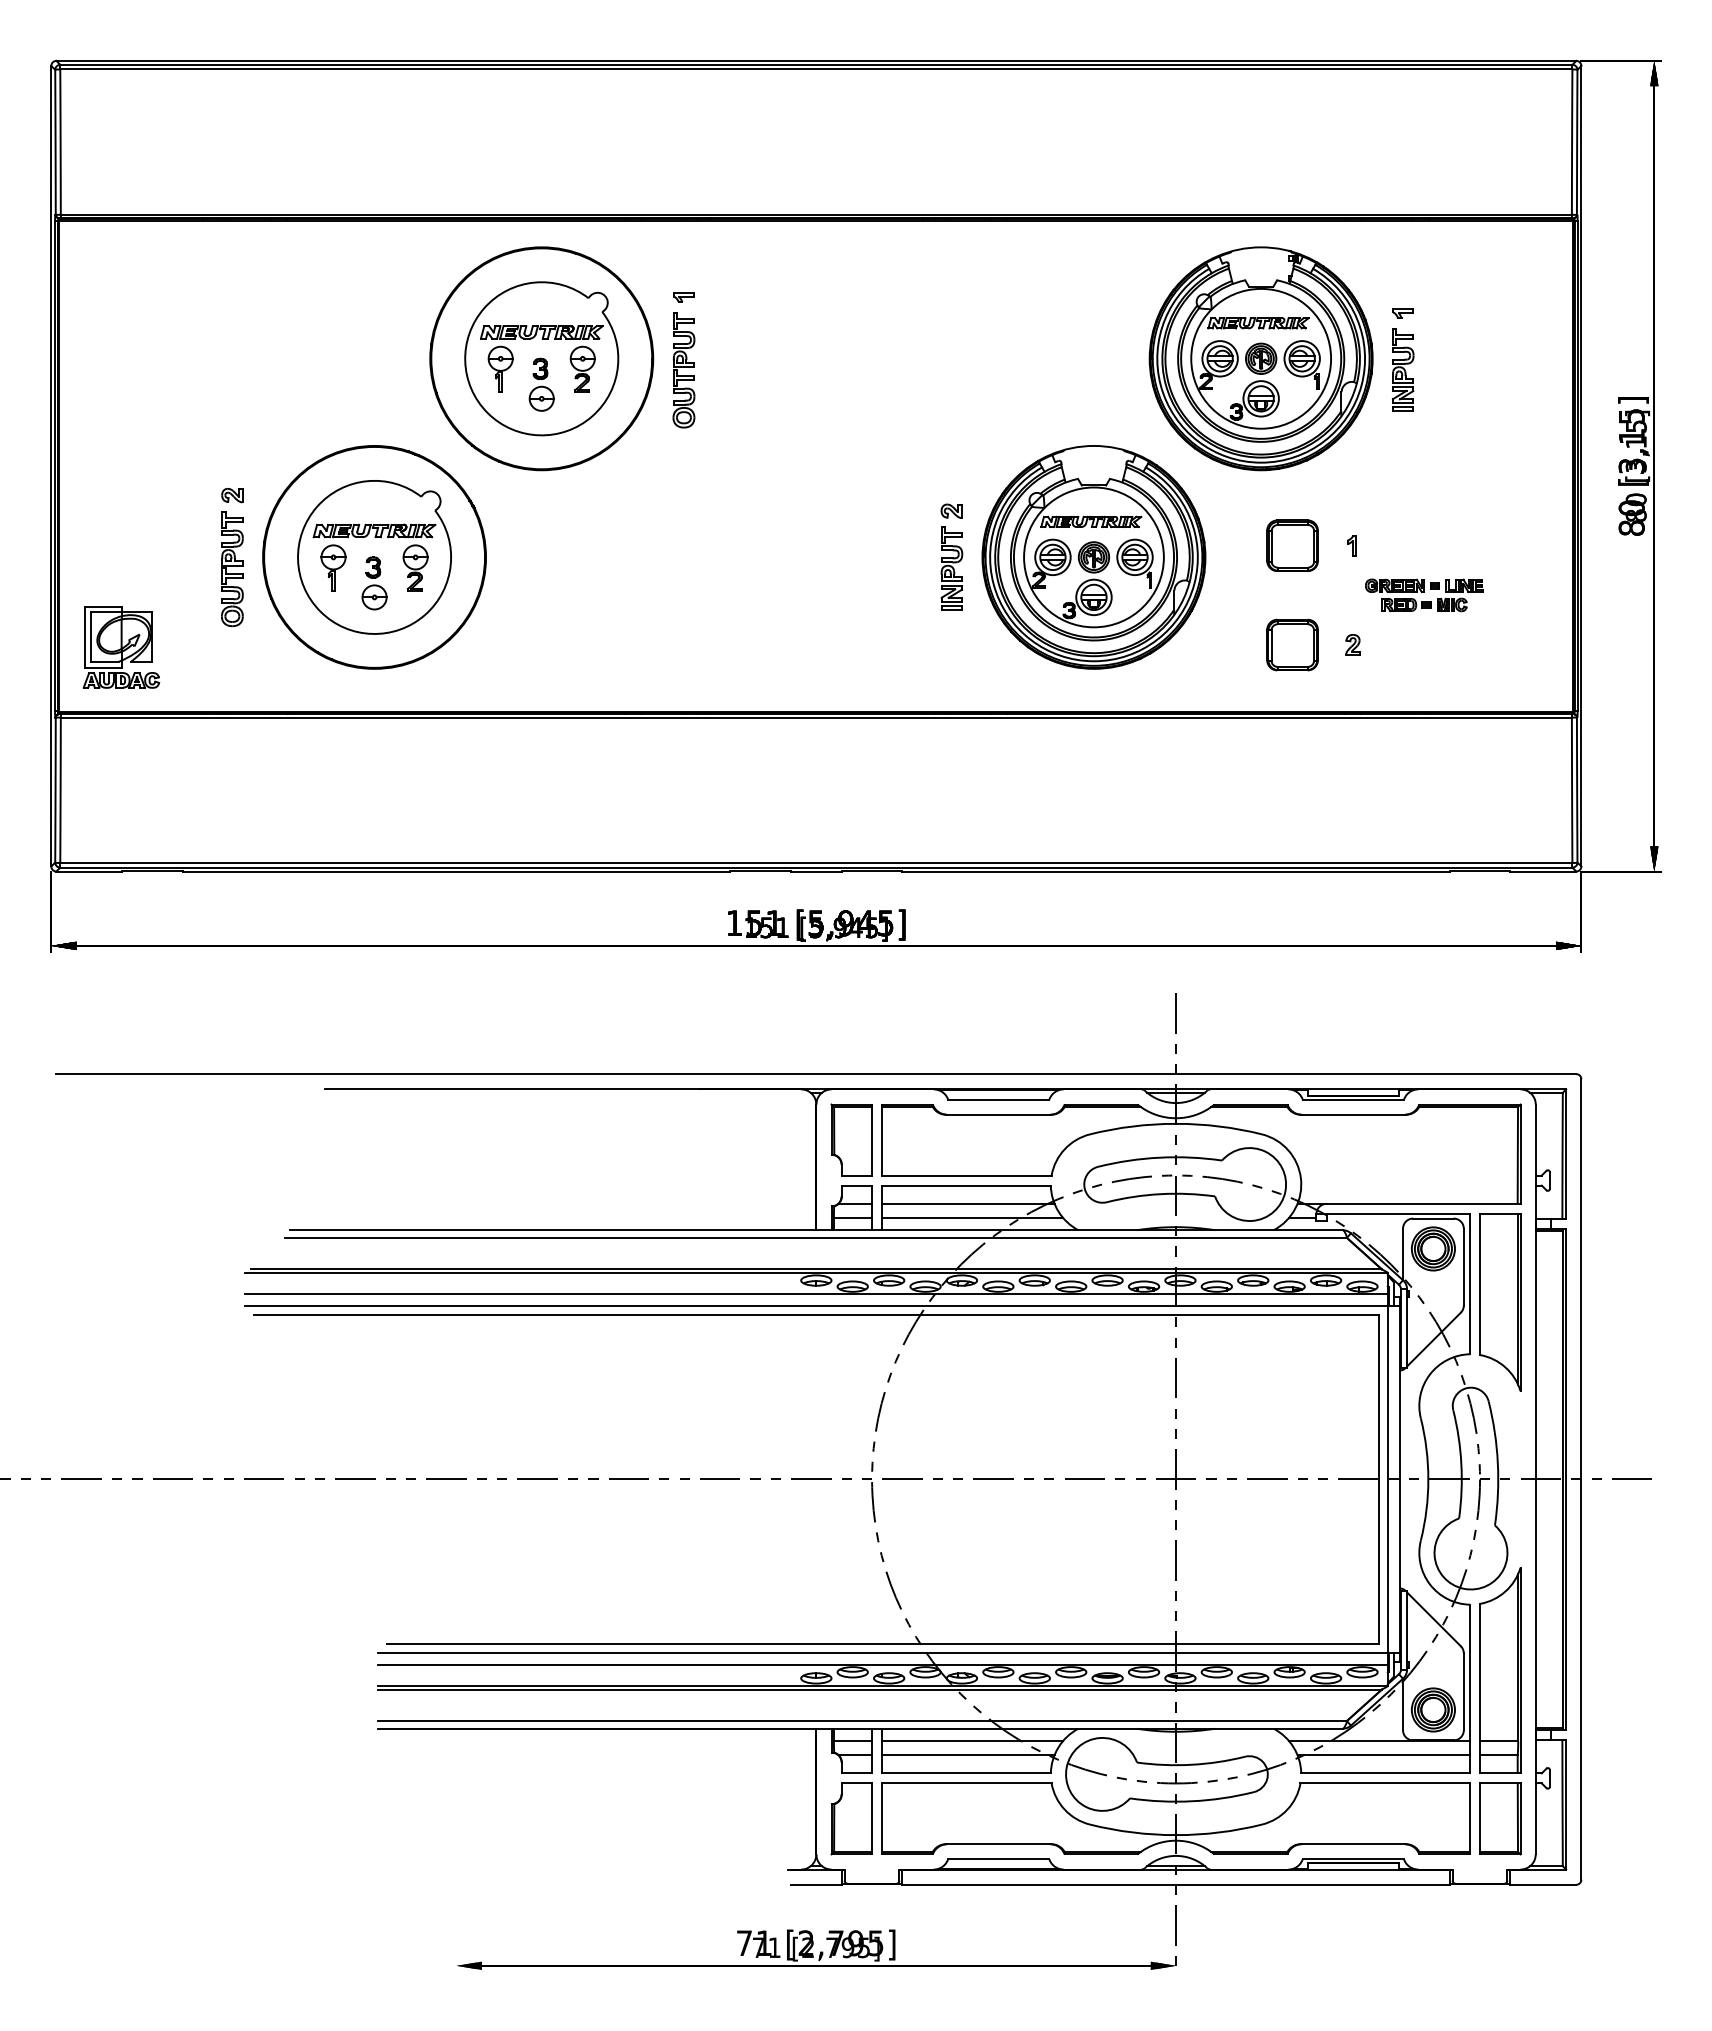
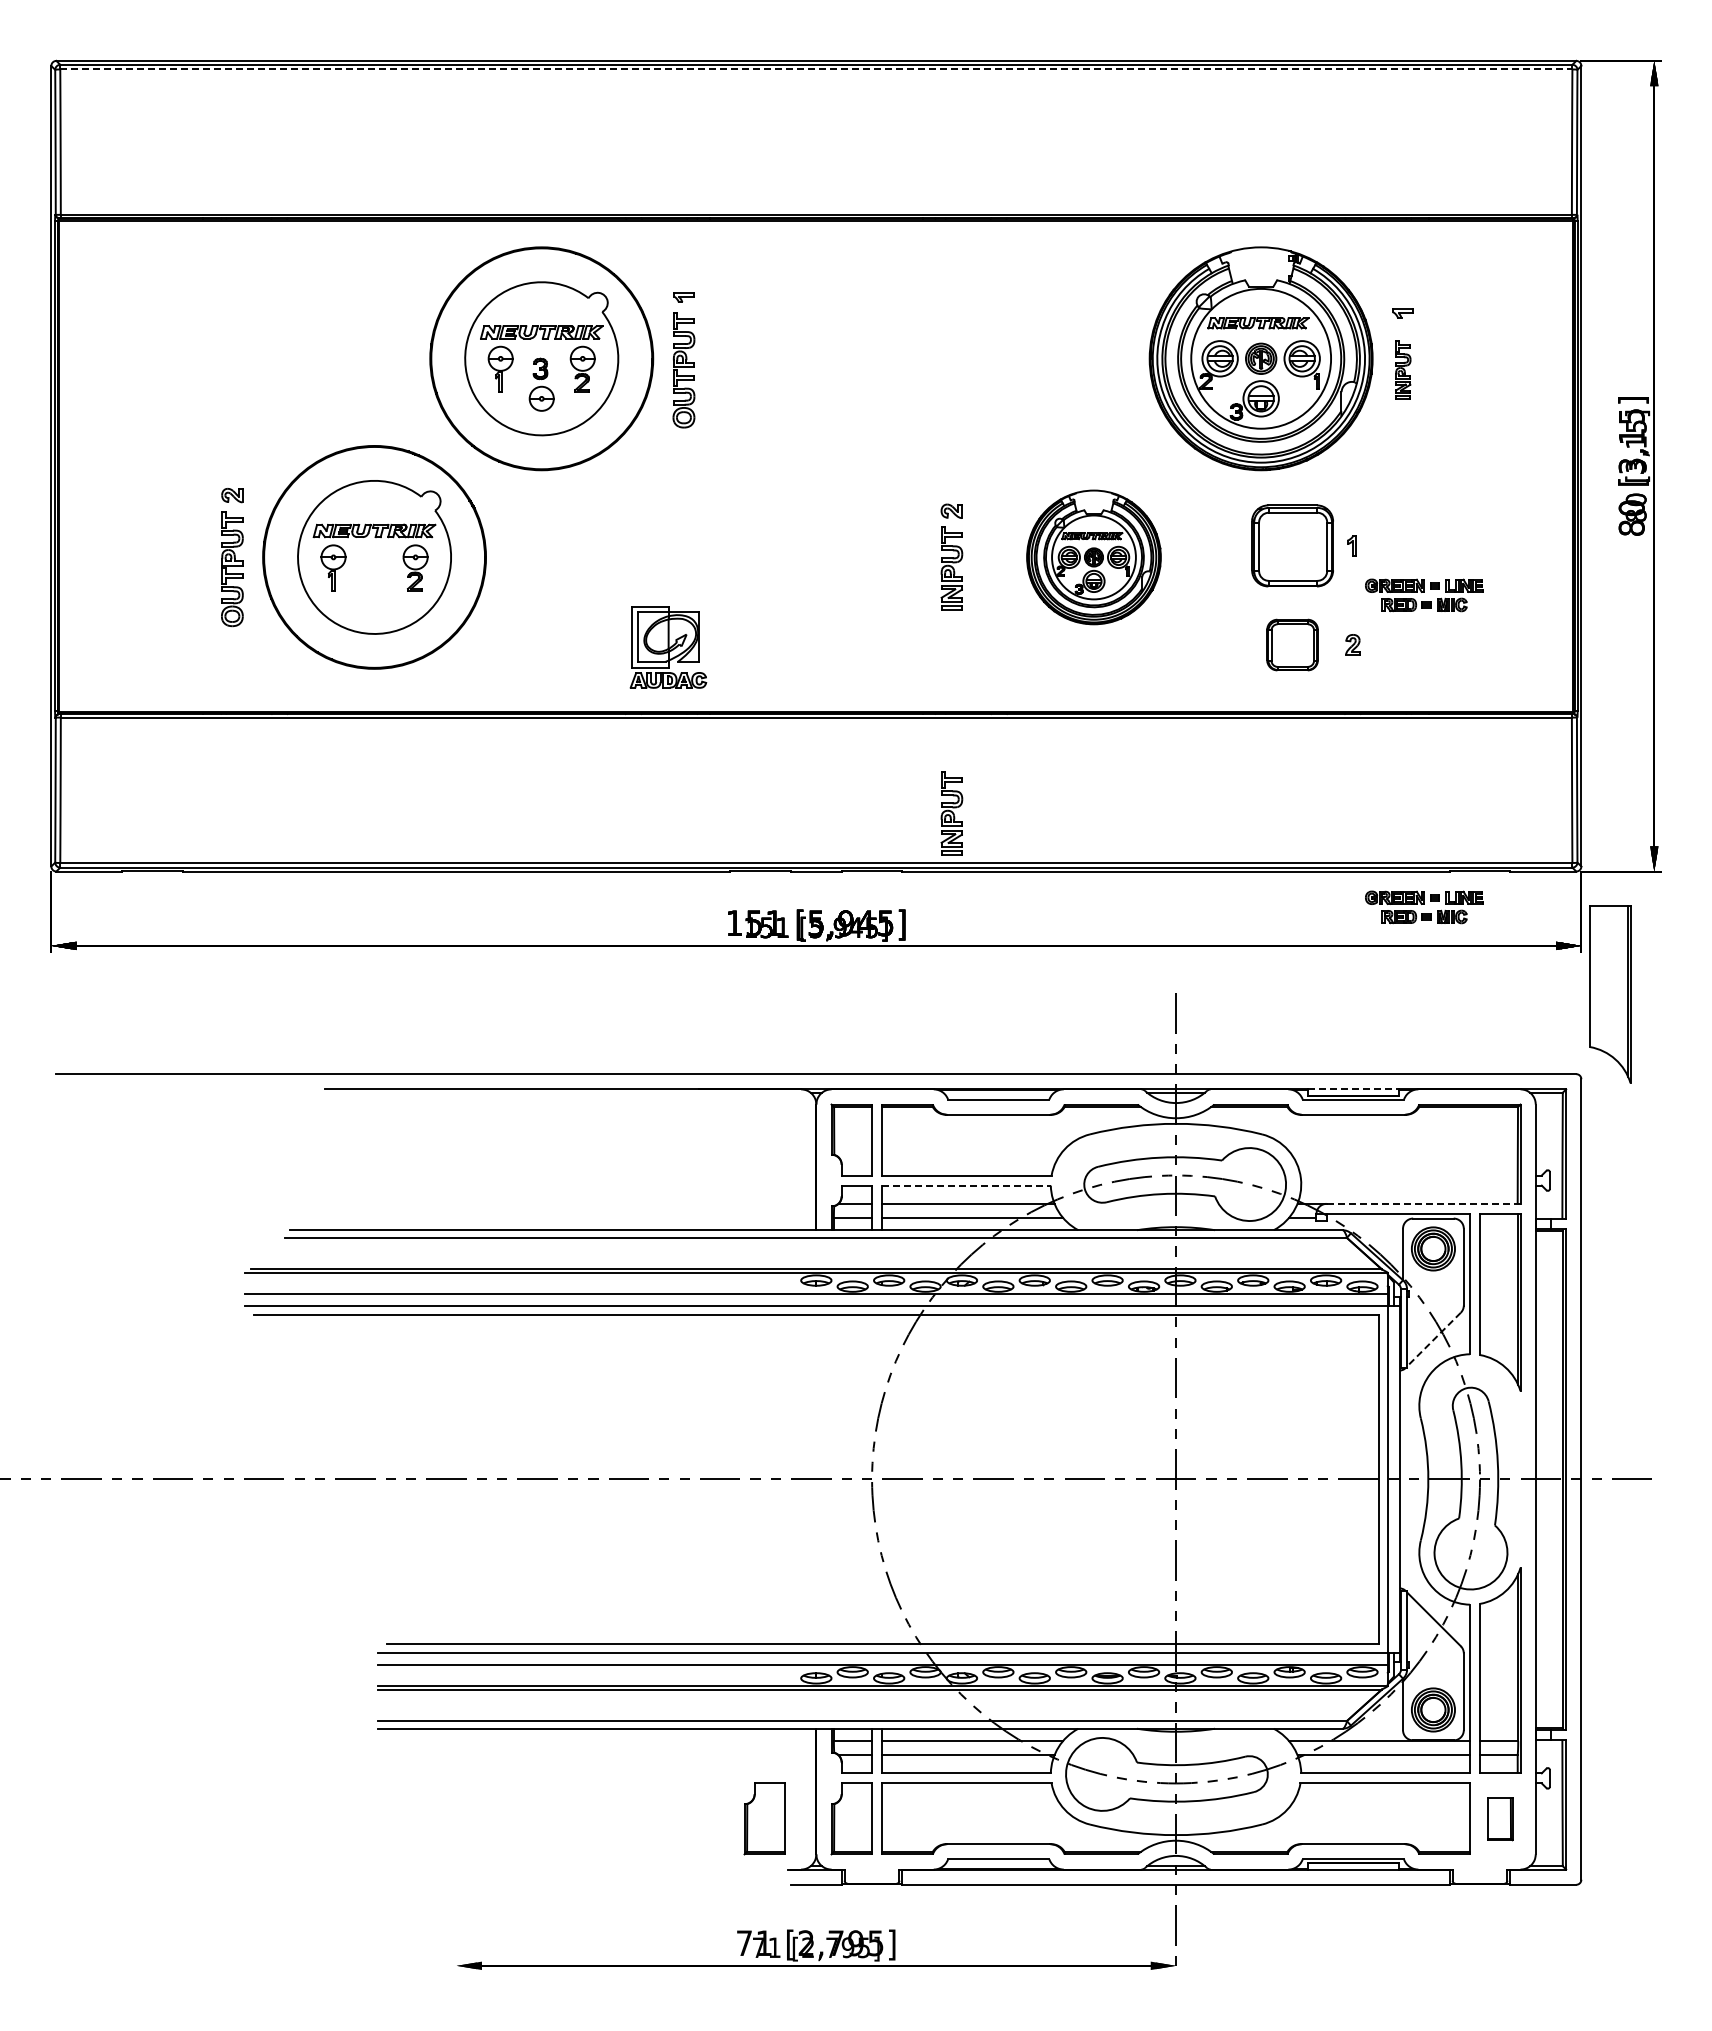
line: solid -> dashed (816, 69)
part size: 23x84 px -> 17x60 px (1403, 369)
part size: 53x53 px -> 83x84 px (1292, 545)
part size: 226x225 px -> 136x137 px (1093, 557)
part: present -> none (374, 583)
part position: (121, 647) -> (668, 647) (668, 647)
part: none -> present (951, 813)
part: none -> present (1424, 907)
part: none -> present (1610, 994)
line: solid -> dashed (1353, 1089)
line: solid -> dashed (967, 1185)
line: solid -> dashed (1423, 1203)
line: solid -> dashed (1433, 1339)
part: none -> present (764, 1818)
part size: 43x74 px -> 27x45 px (1500, 1819)
